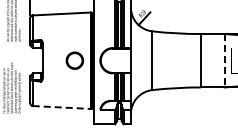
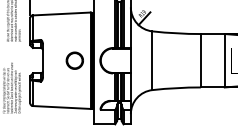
line: dashed -> solid (224, 60)
line: dashed -> solid (62, 107)
